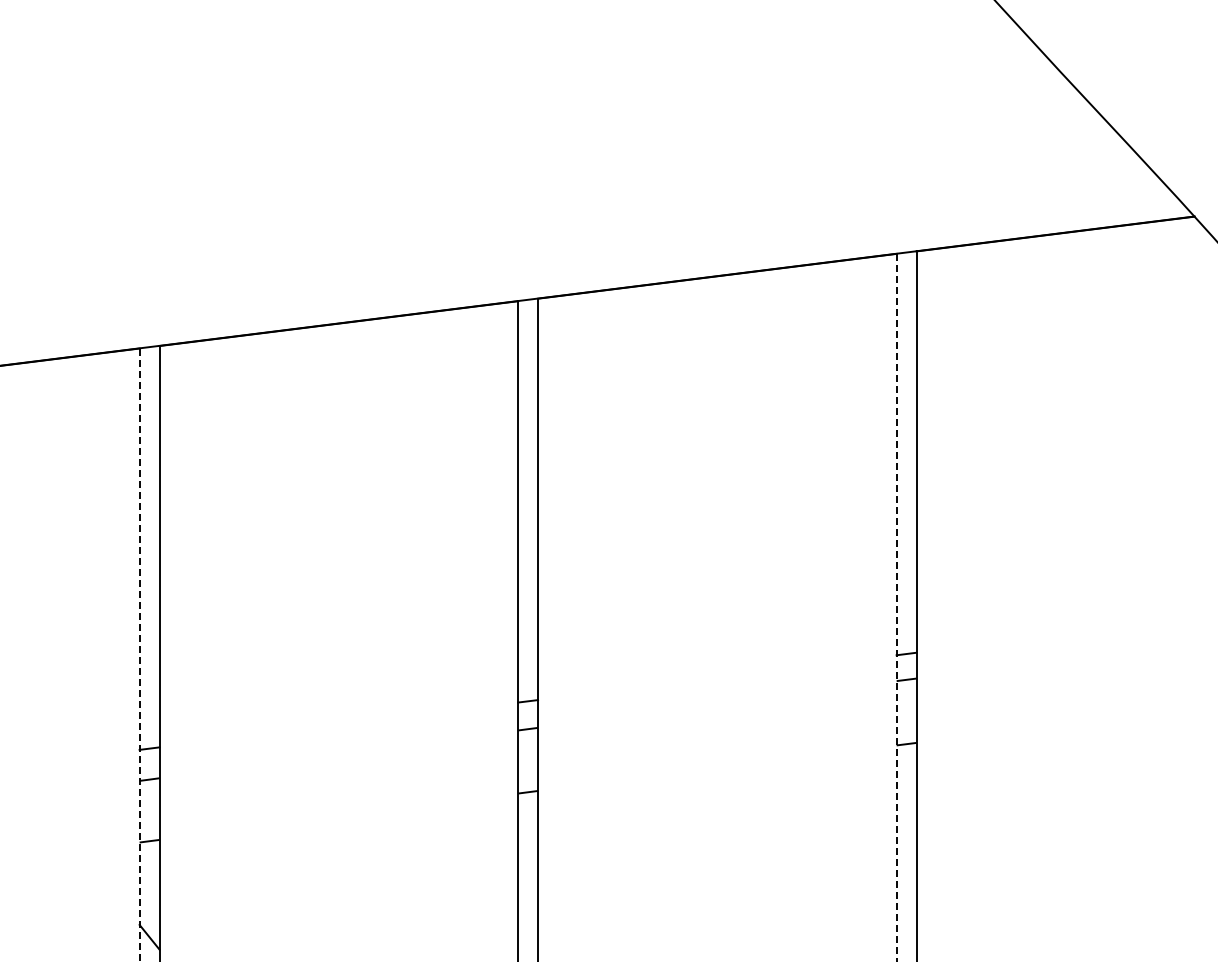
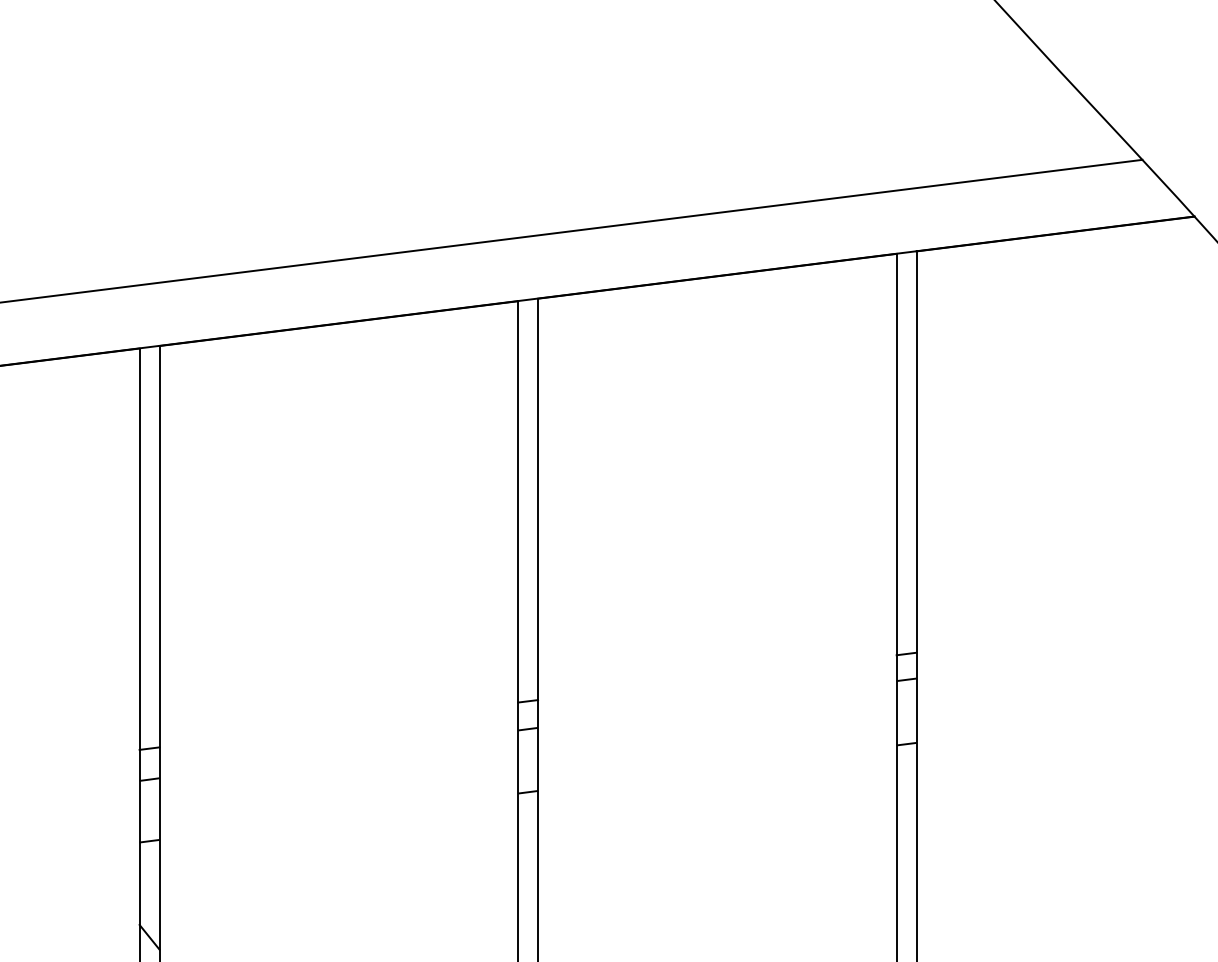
line: none -> present (572, 230)
line: dashed -> solid (896, 607)
line: dashed -> solid (139, 655)
